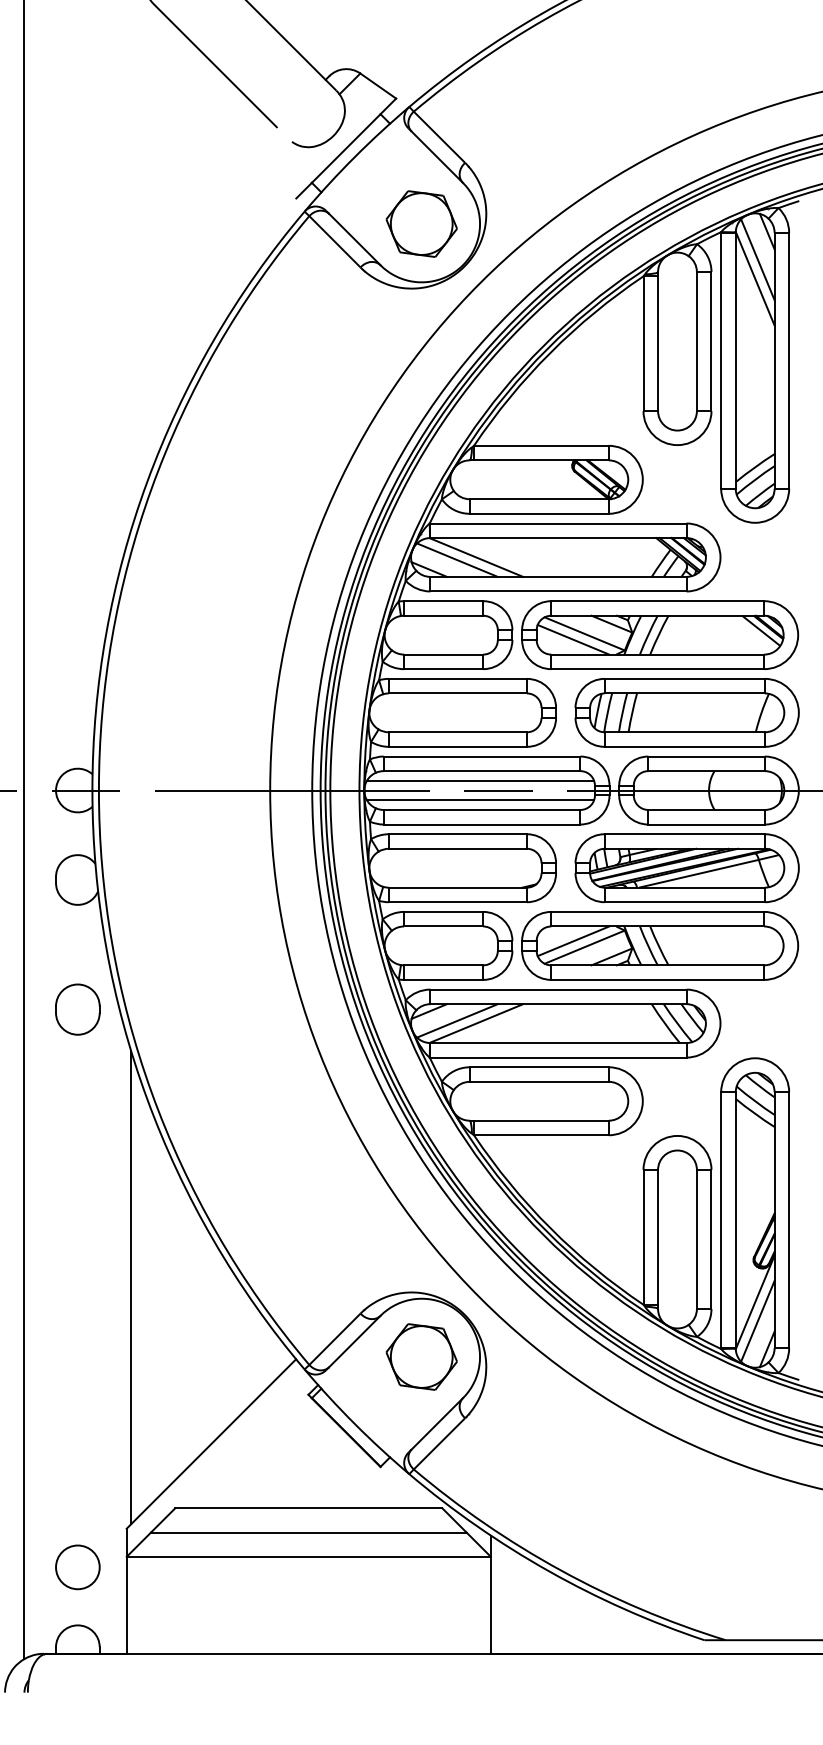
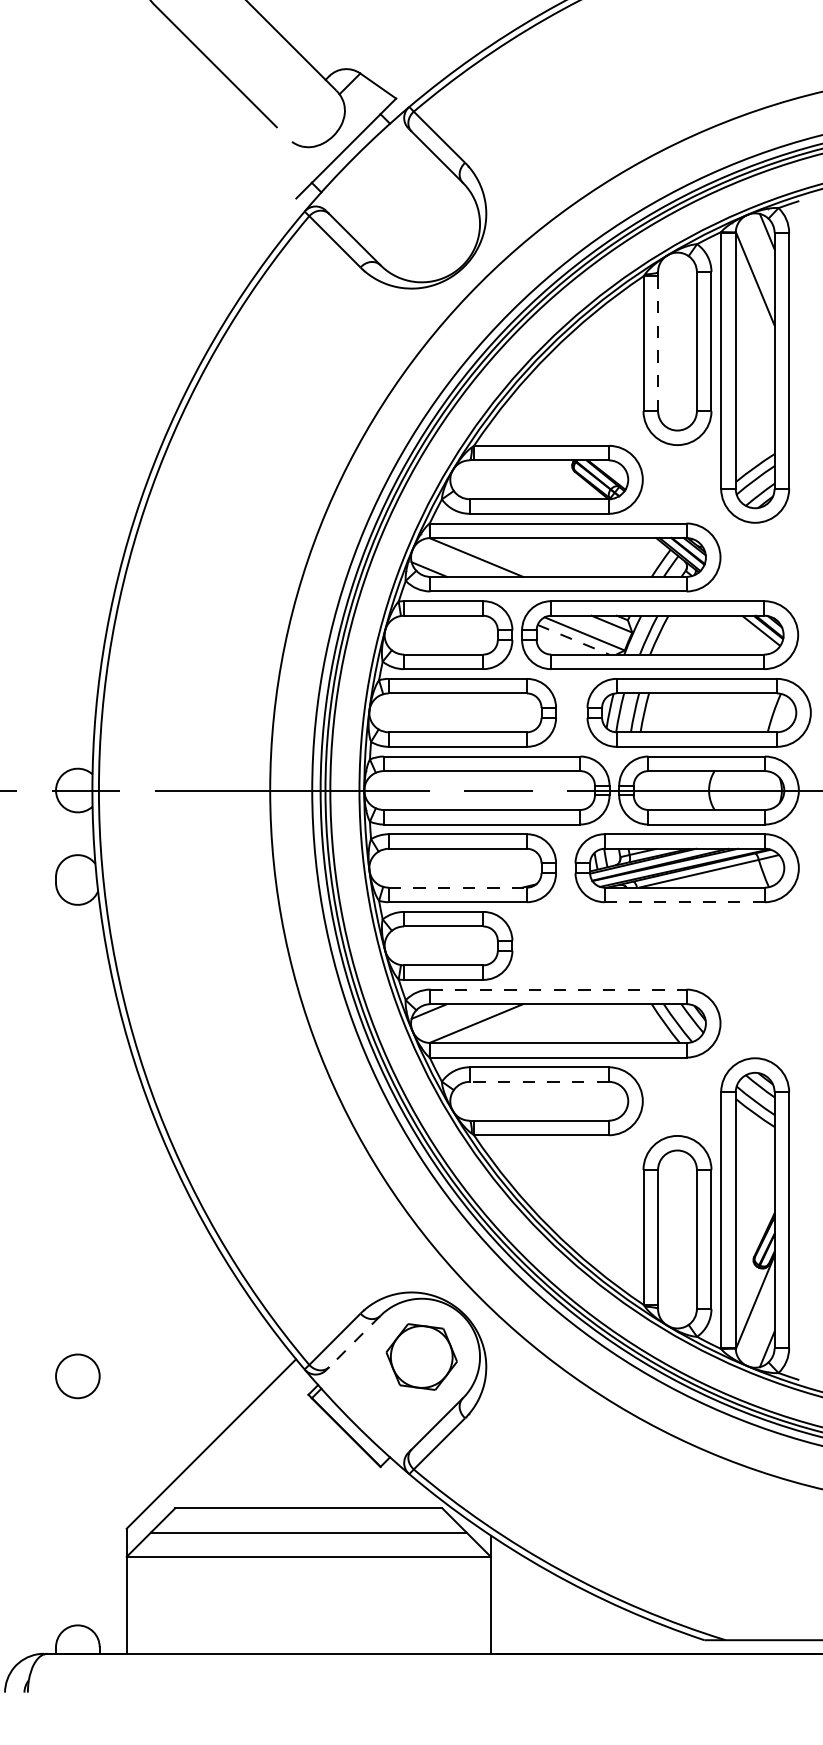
part: present -> none (421, 223)
line: present -> none (757, 259)
line: solid -> dashed (658, 344)
line: present -> none (457, 559)
line: solid -> dashed (573, 639)
part position: (686, 712) -> (698, 712) (698, 712)
line: present -> none (480, 780)
line: present -> none (480, 800)
line: present -> none (24, 830)
line: solid -> dashed (458, 887)
line: solid -> dashed (684, 902)
part: present -> none (660, 945)
line: solid -> dashed (558, 989)
part: present -> none (77, 1009)
line: present -> none (457, 1020)
line: solid -> dashed (539, 1081)
line: present -> none (131, 1287)
line: present -> none (757, 1320)
line: solid -> dashed (354, 1341)
circle position: (77, 1567) -> (77, 1376) (77, 1376)
